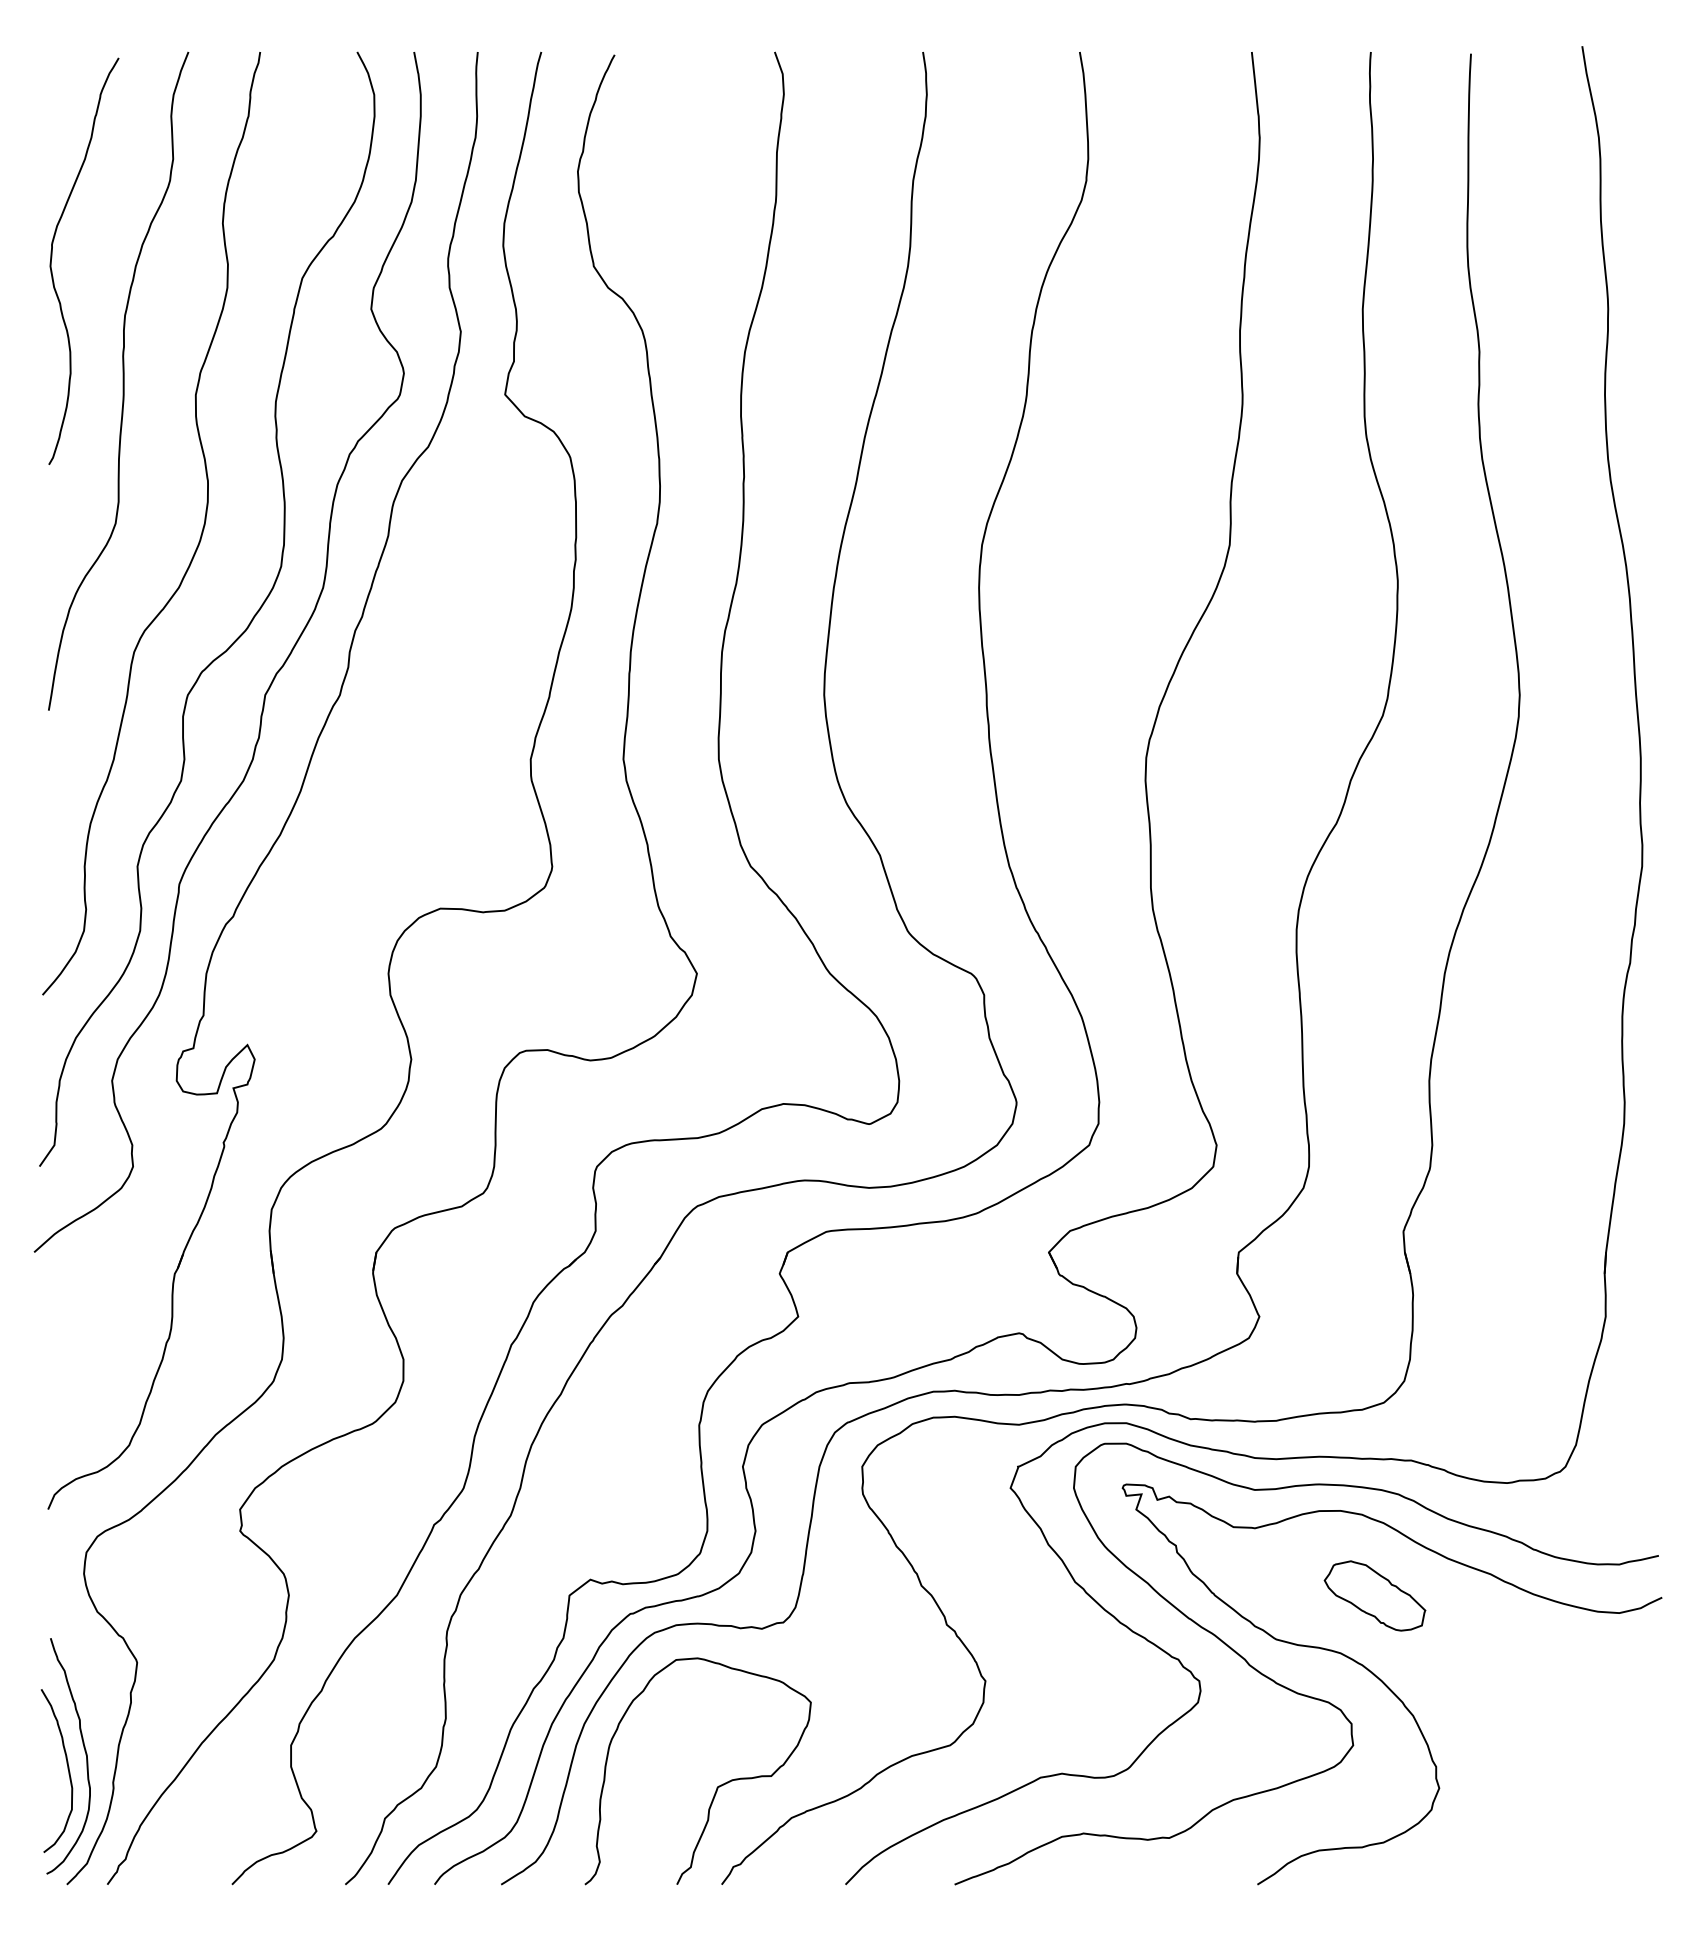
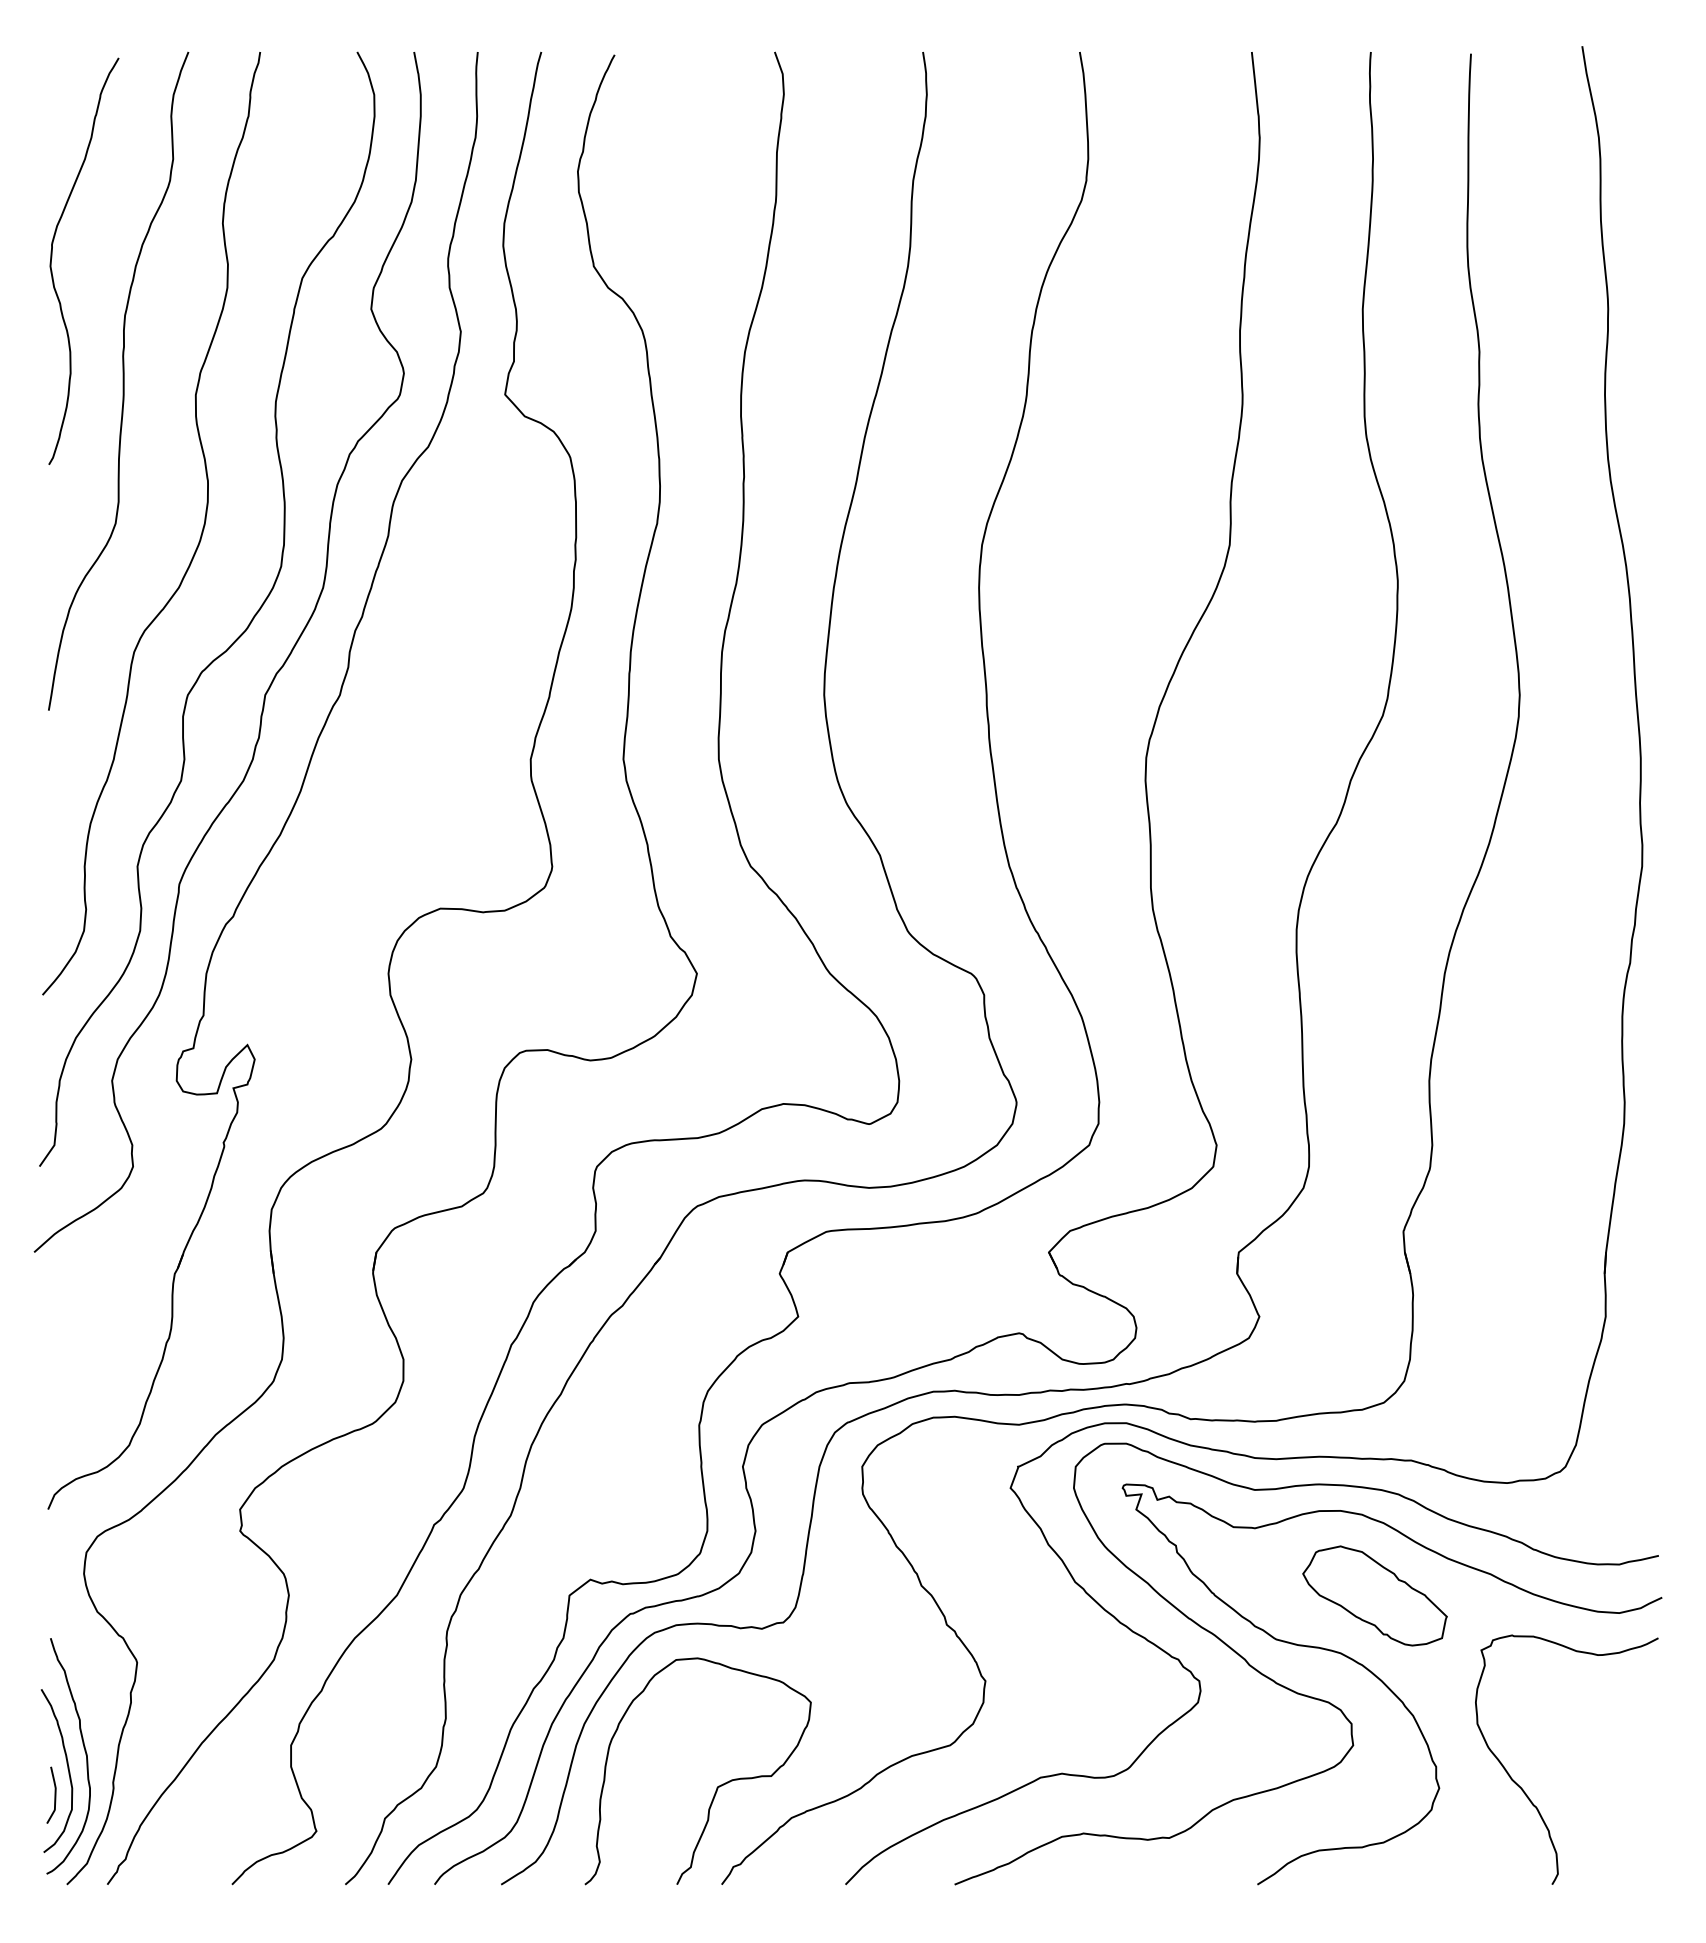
part size: 104x72 px -> 146x102 px (1374, 1595)
curve: none -> present (1524, 1790)
curve: none -> present (54, 1794)
